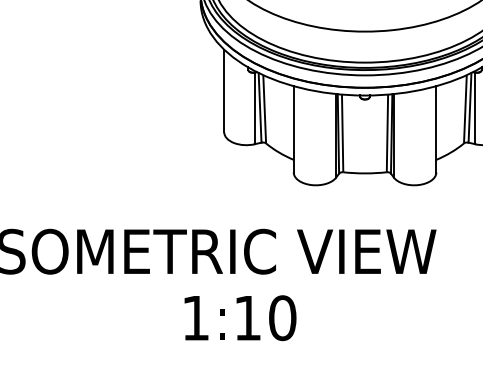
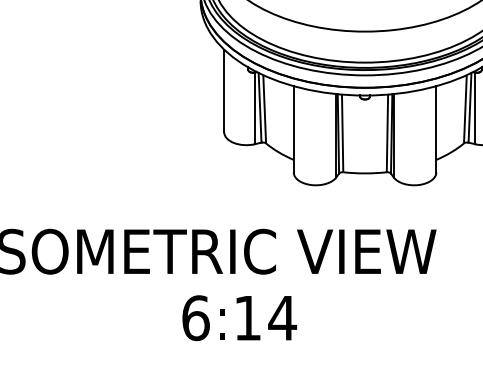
text: 1 -> 6 (195, 318)
text: 10 -> 14 (282, 318)
